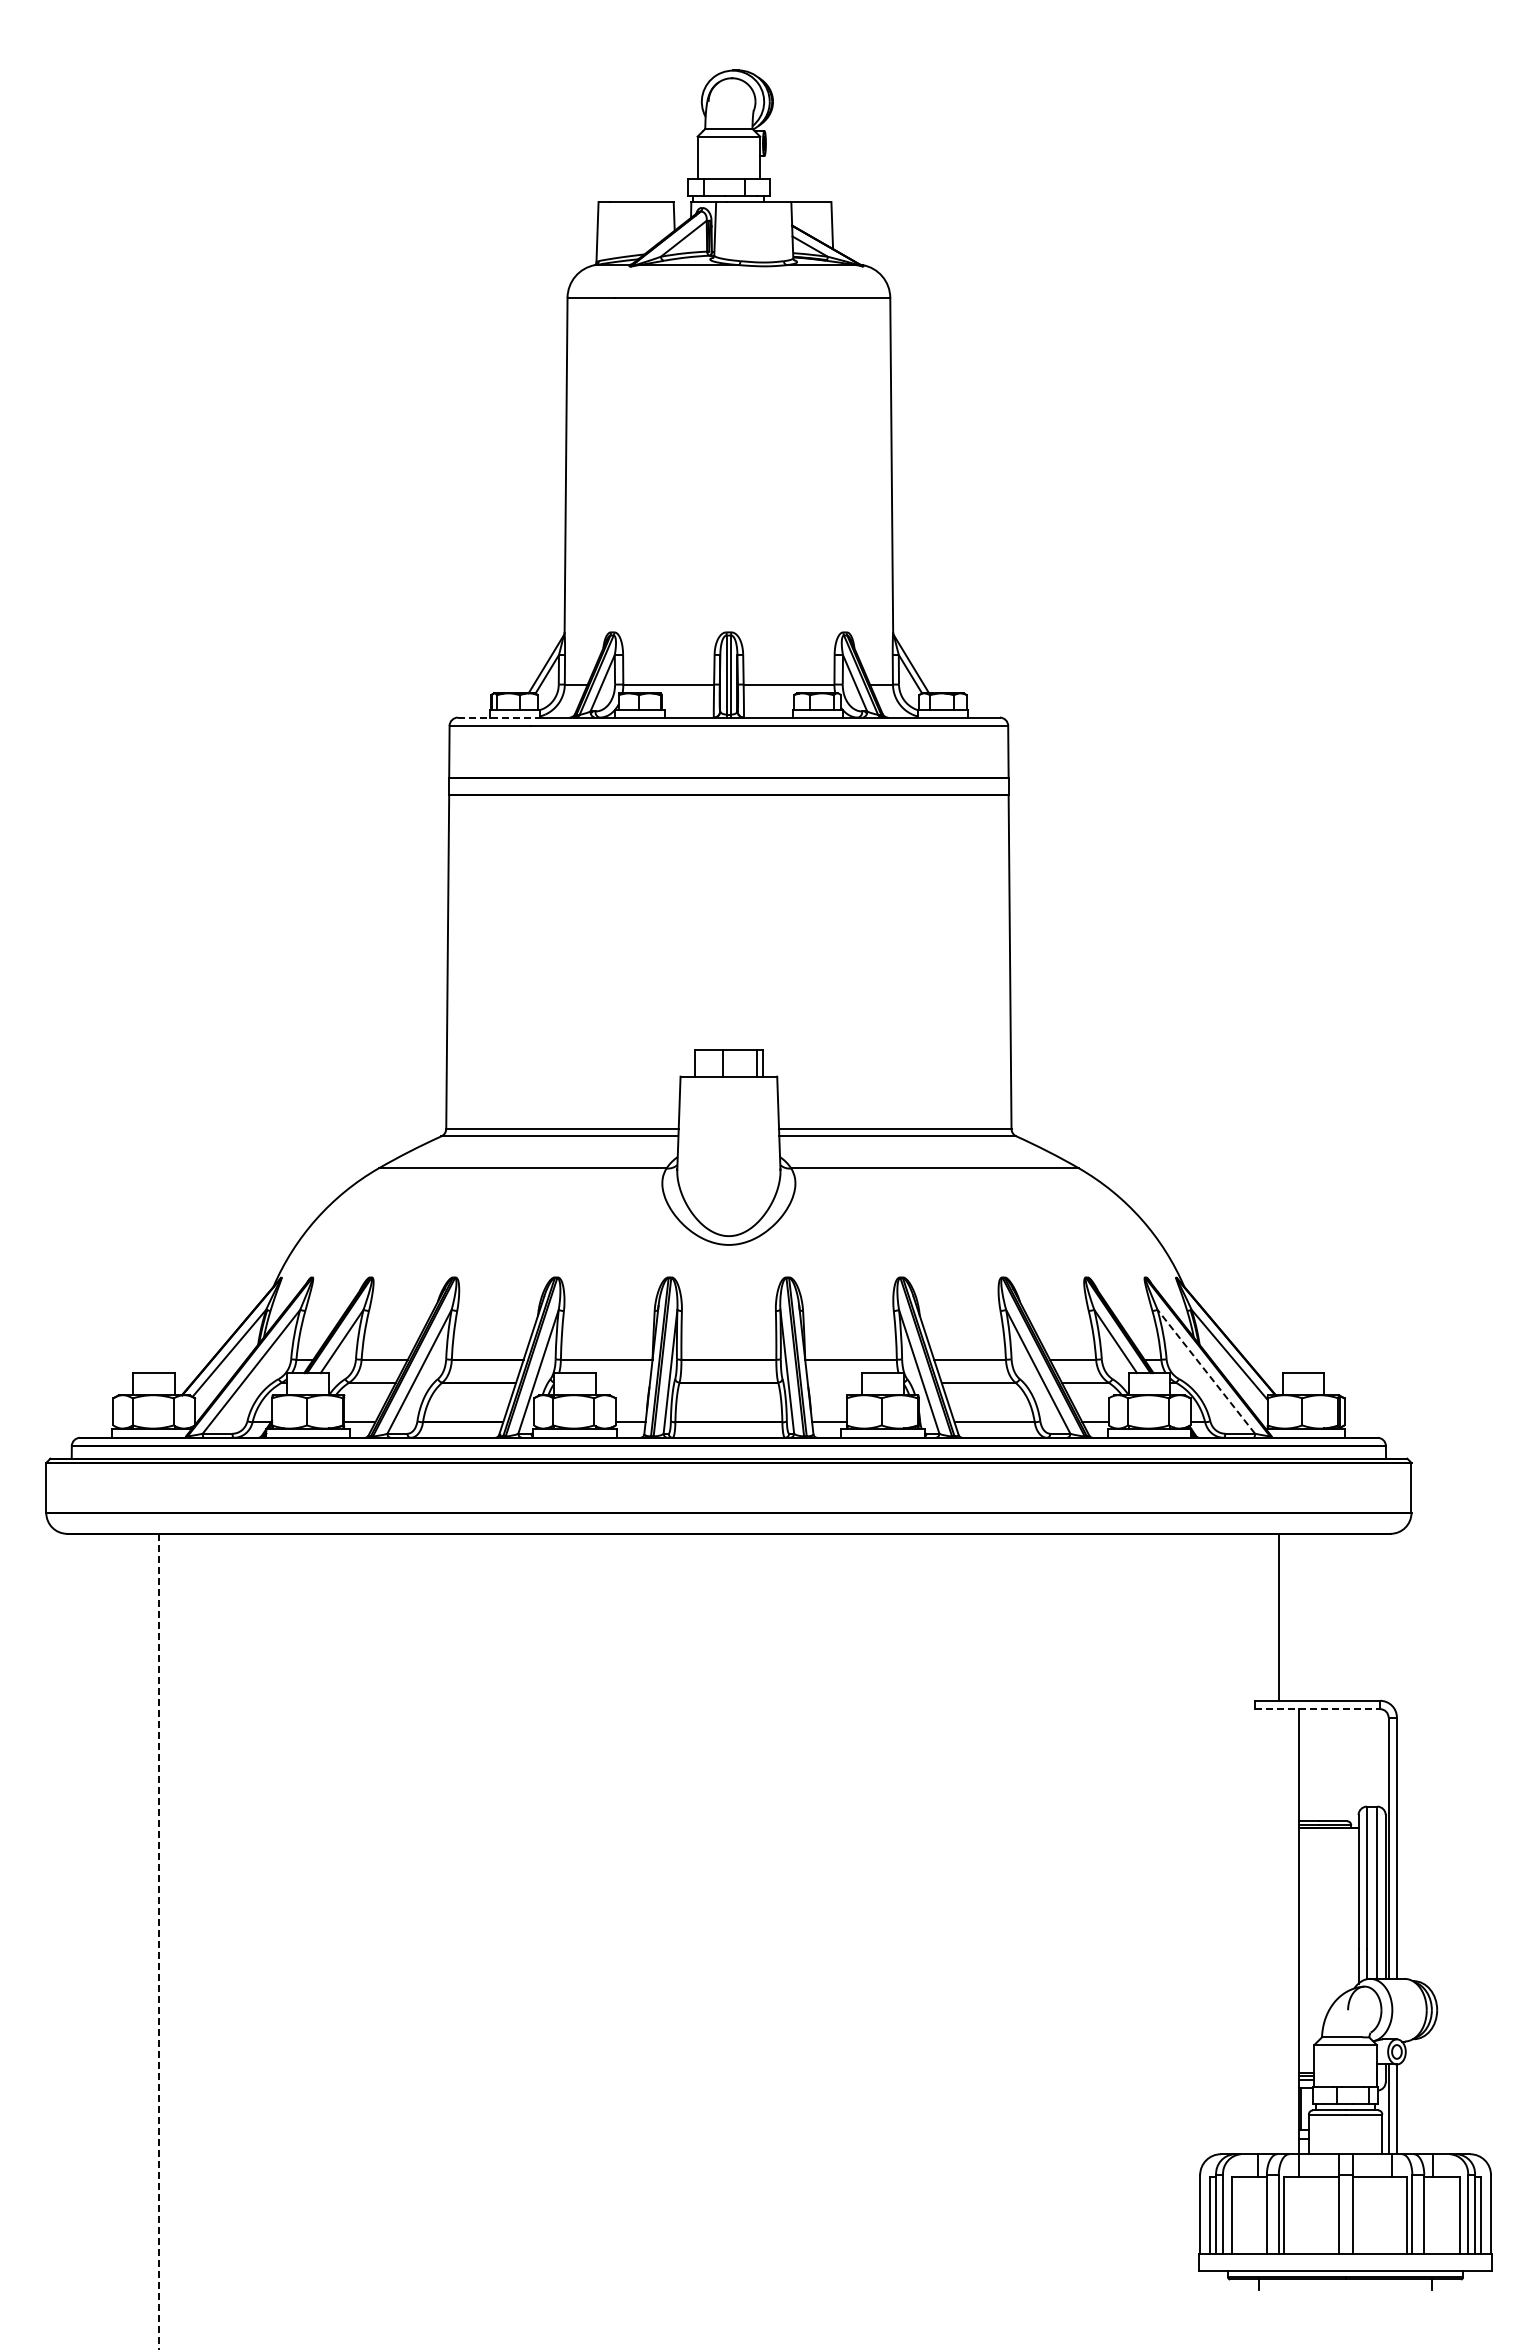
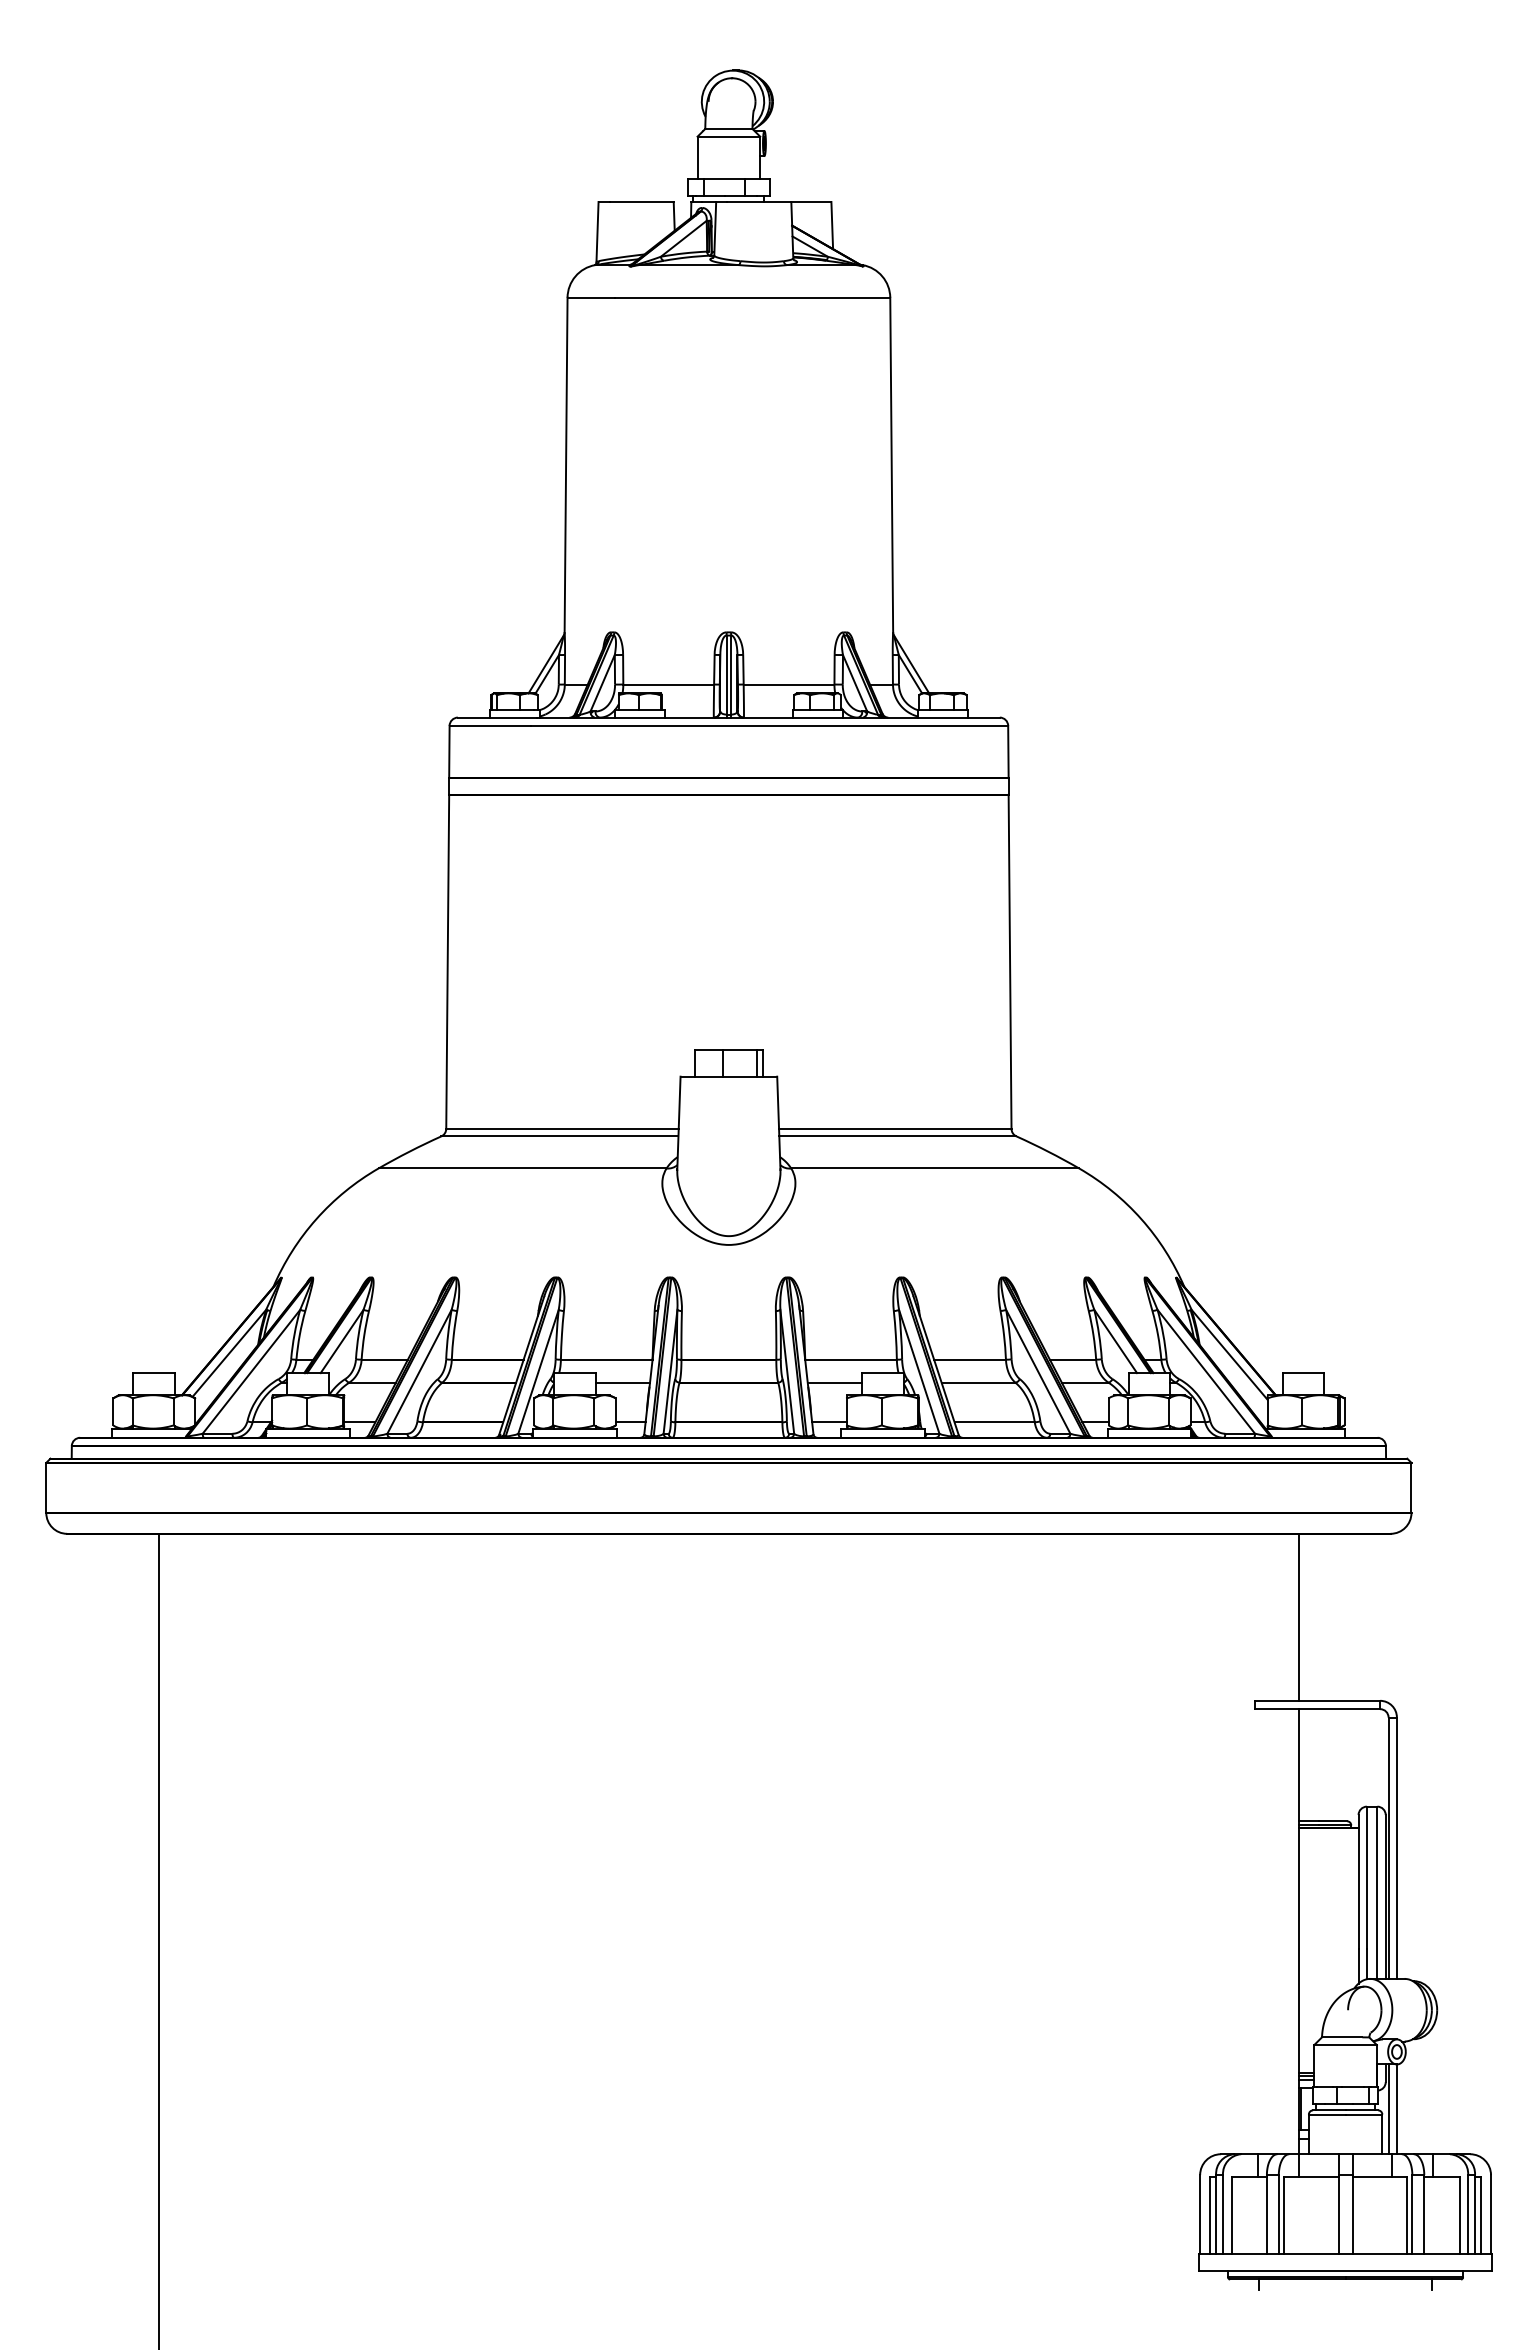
line: dashed -> solid (497, 717)
line: dashed -> solid (1206, 1371)
line: none -> present (622, 1382)
line: none -> present (834, 1382)
line position: (1278, 1616) -> (1298, 1616) (1298, 1616)
line: dashed -> solid (1317, 1709)
line: dashed -> solid (159, 1941)
